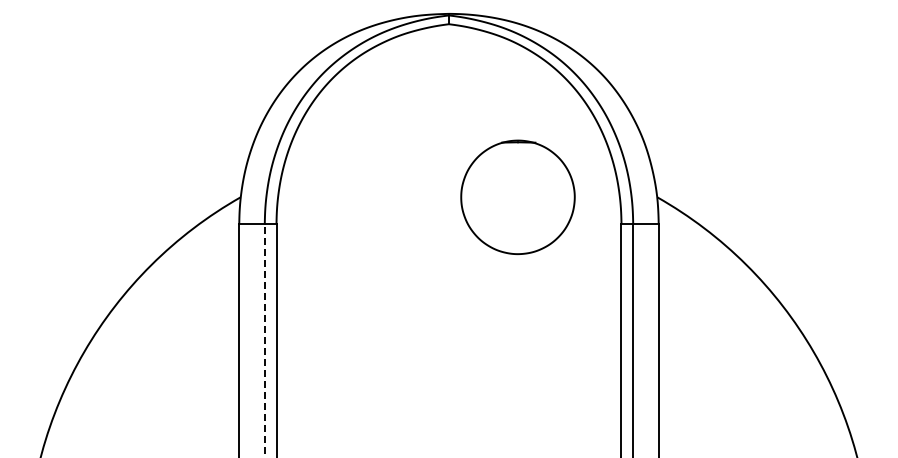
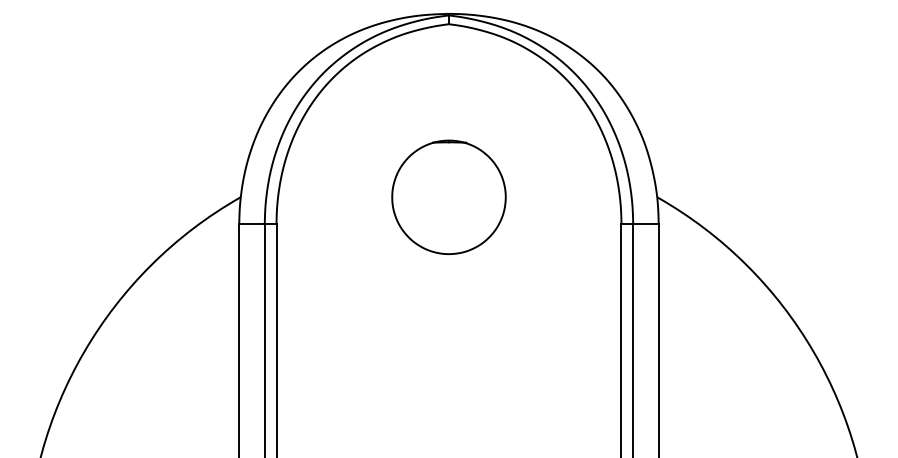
part position: (517, 196) -> (448, 196) (448, 196)
line: dashed -> solid (264, 340)
